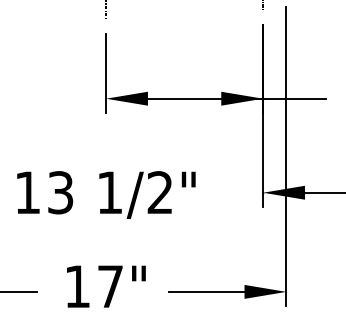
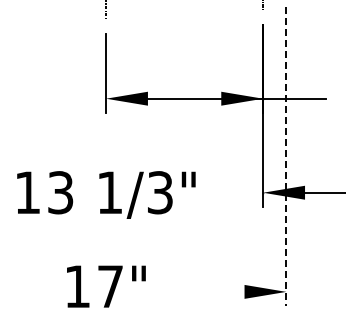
line: solid -> dashed (286, 156)
text: 1/2" -> 1/3" (159, 192)
line: present -> none (19, 291)
line: present -> none (206, 291)
